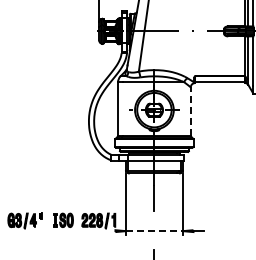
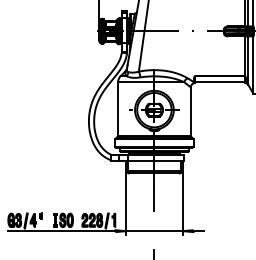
line: dashed -> solid (190, 111)
line: none -> present (61, 231)
line: dashed -> solid (154, 231)
